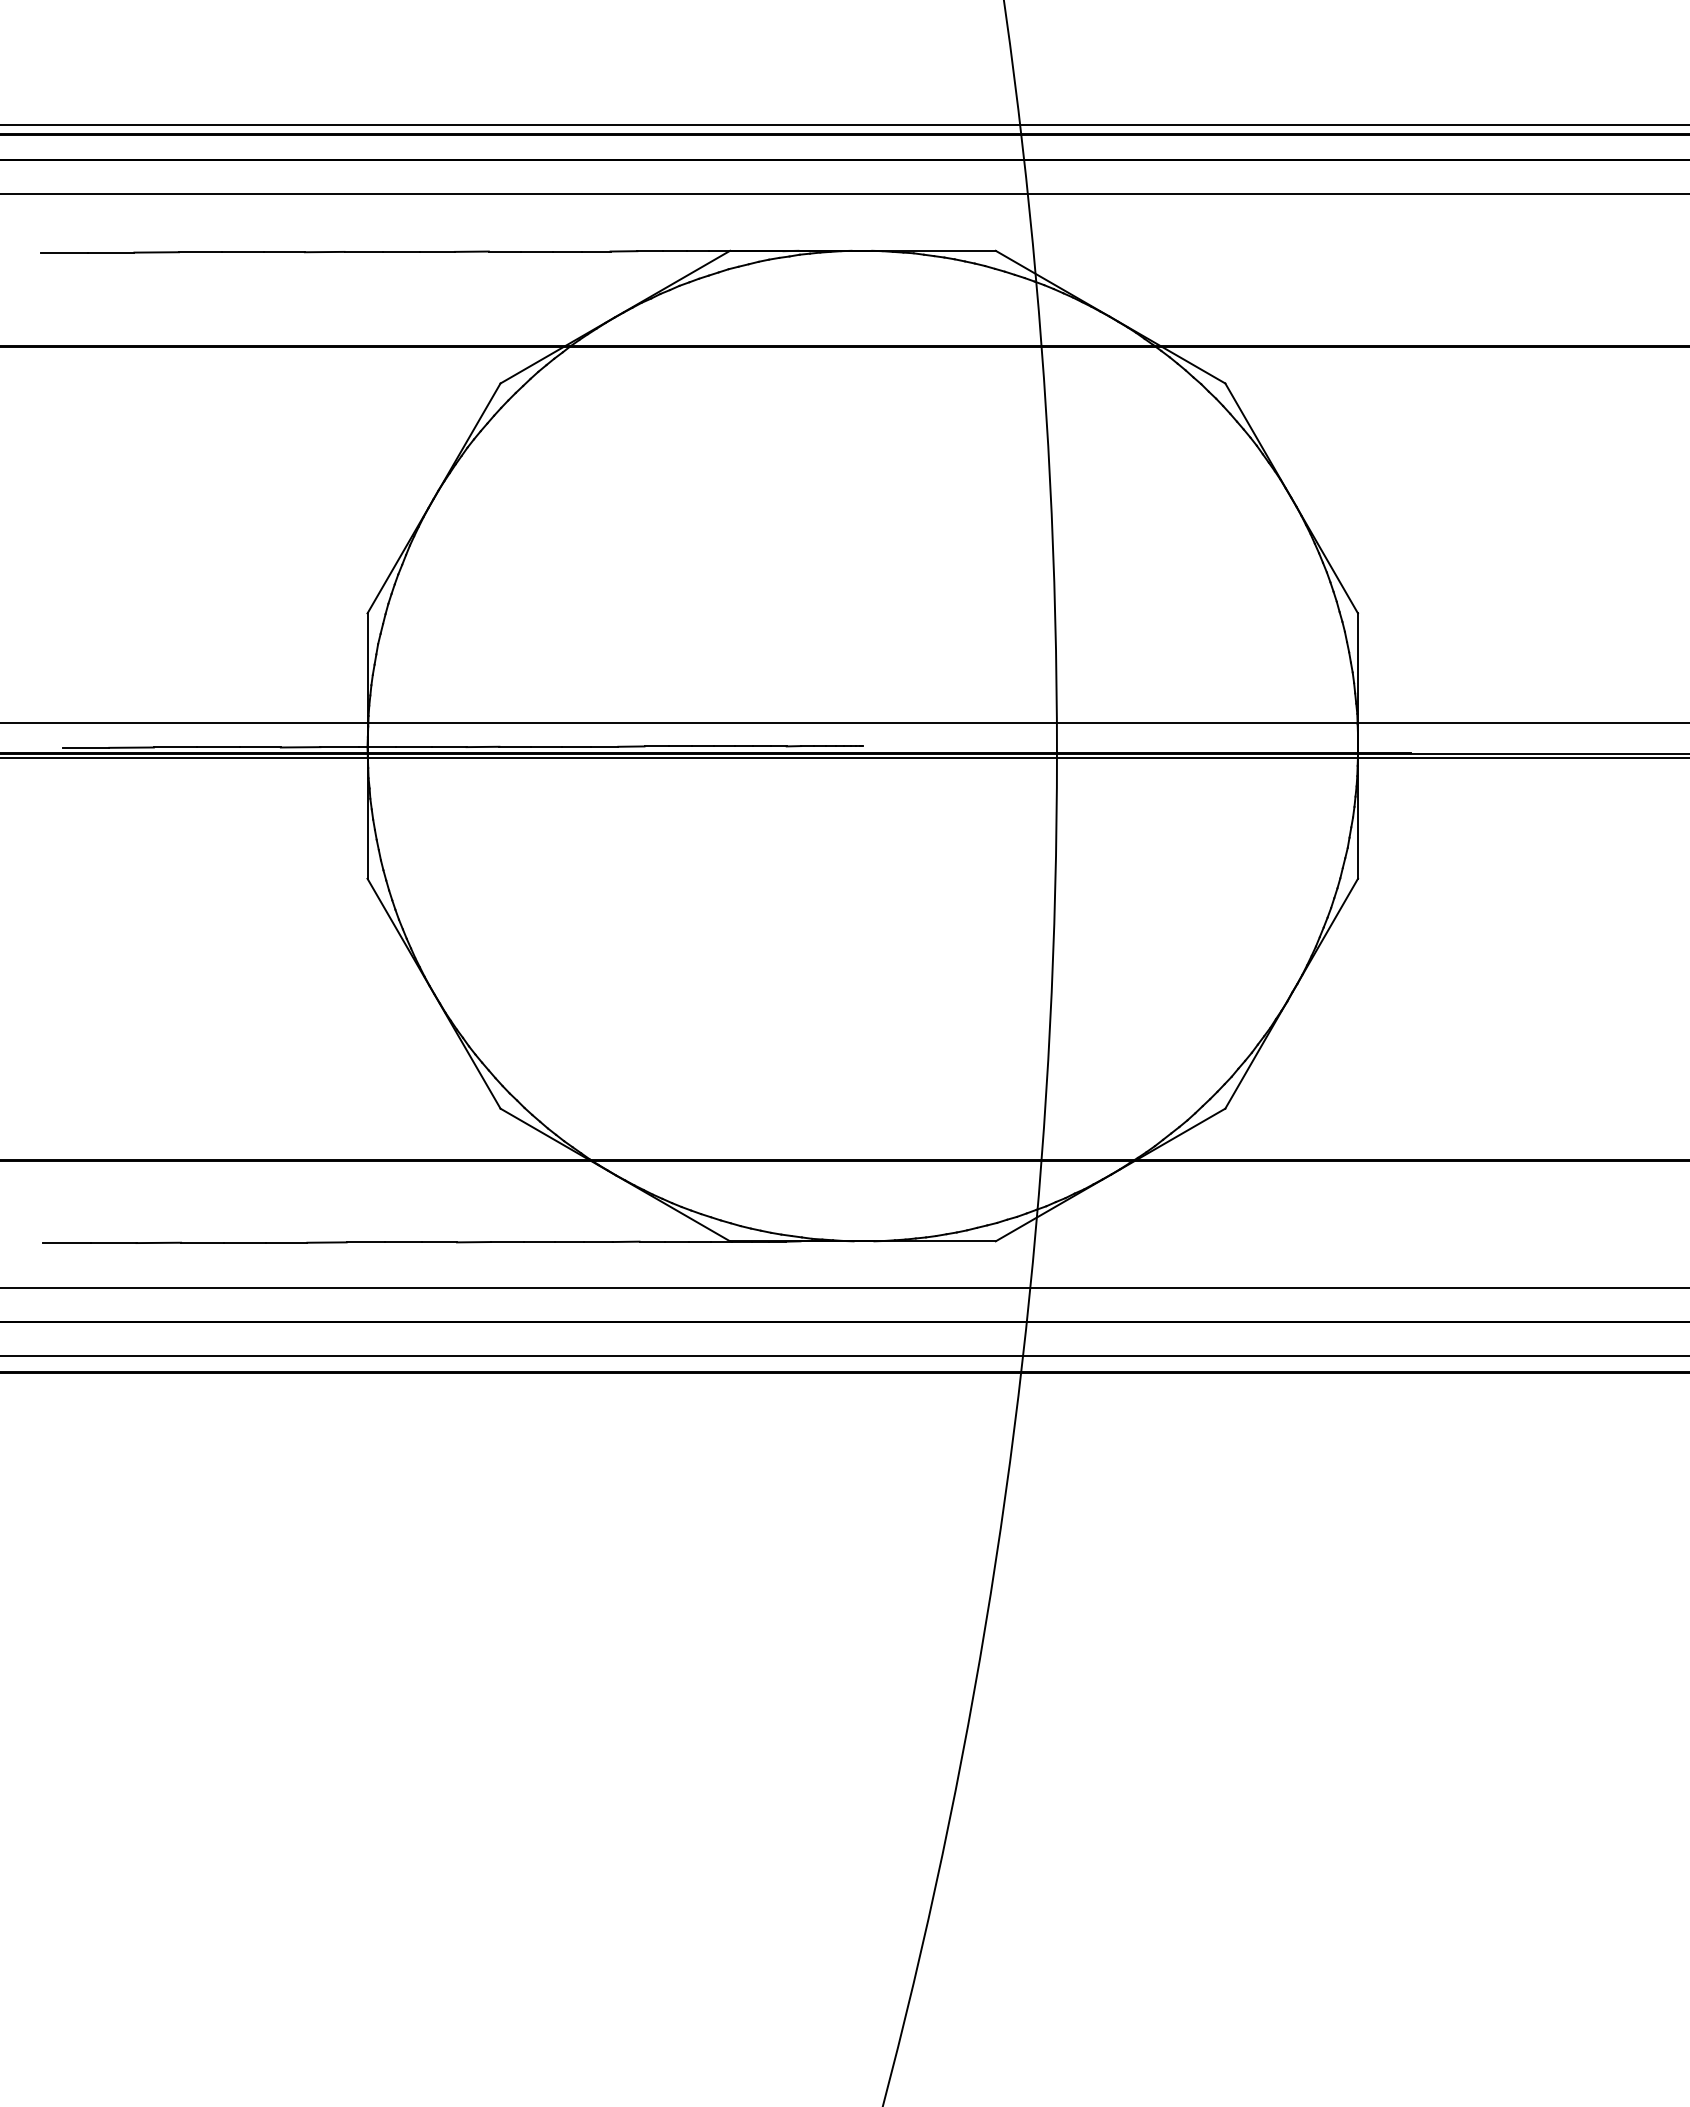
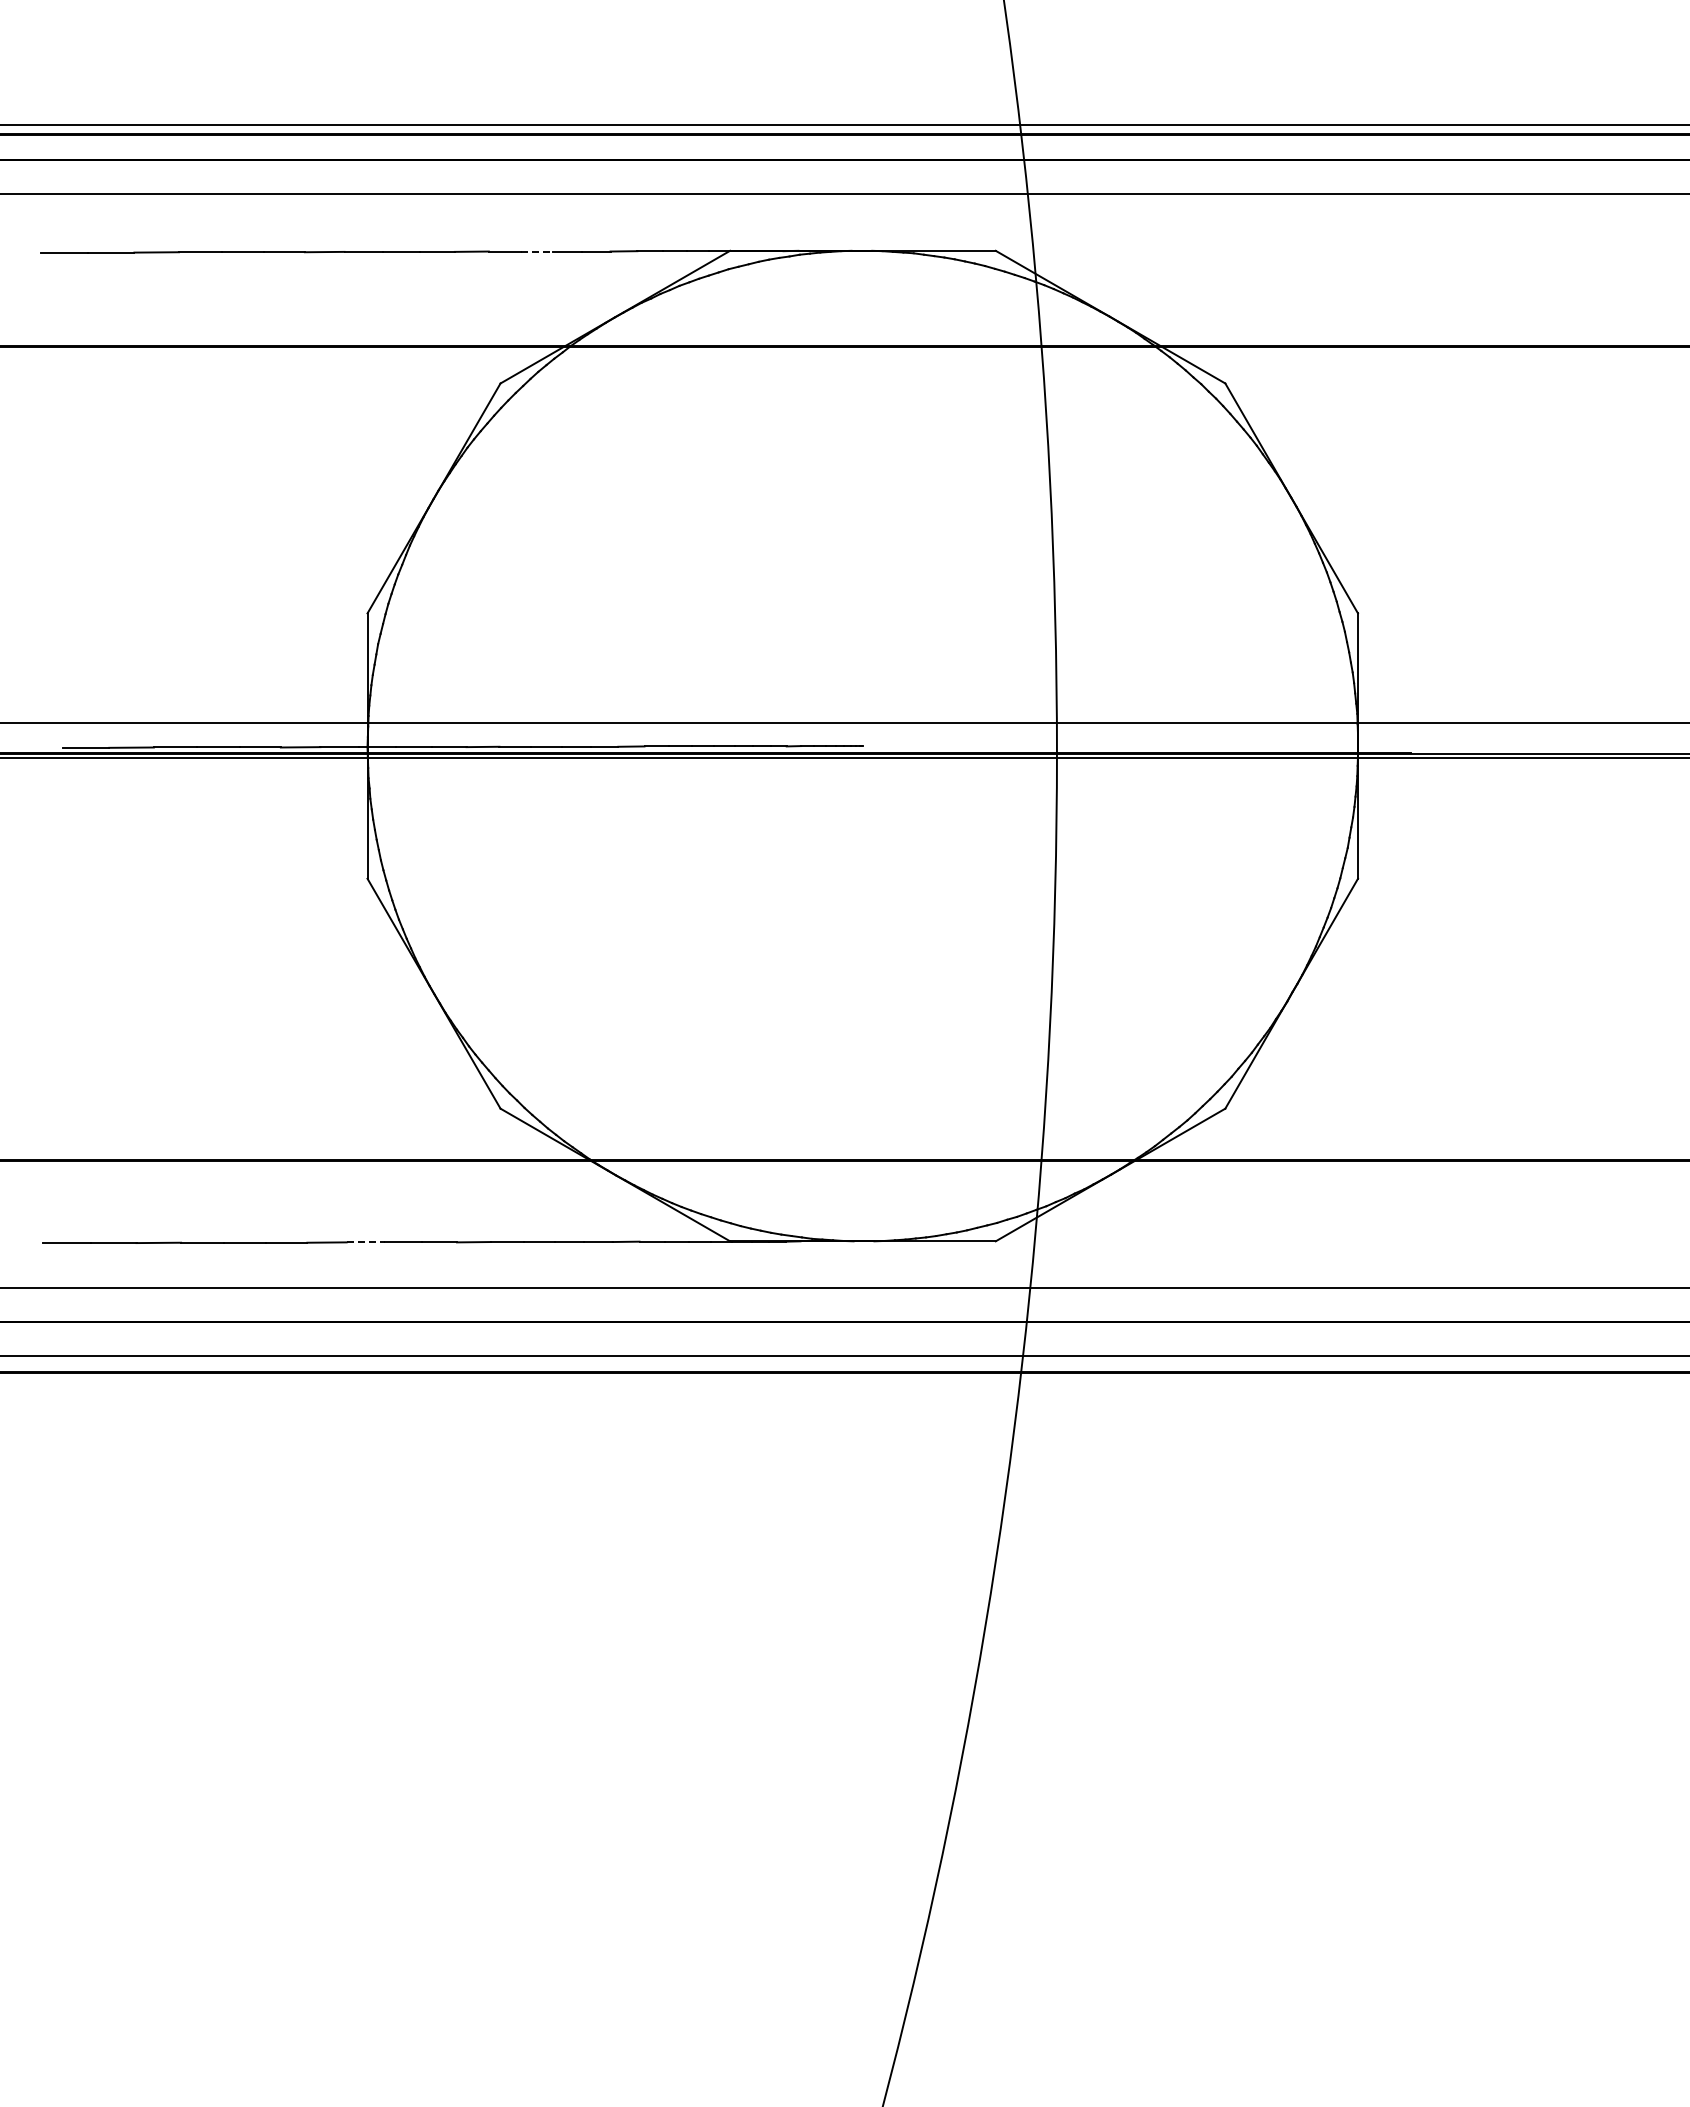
line: solid -> dashed (536, 251)
line: solid -> dashed (366, 1242)
